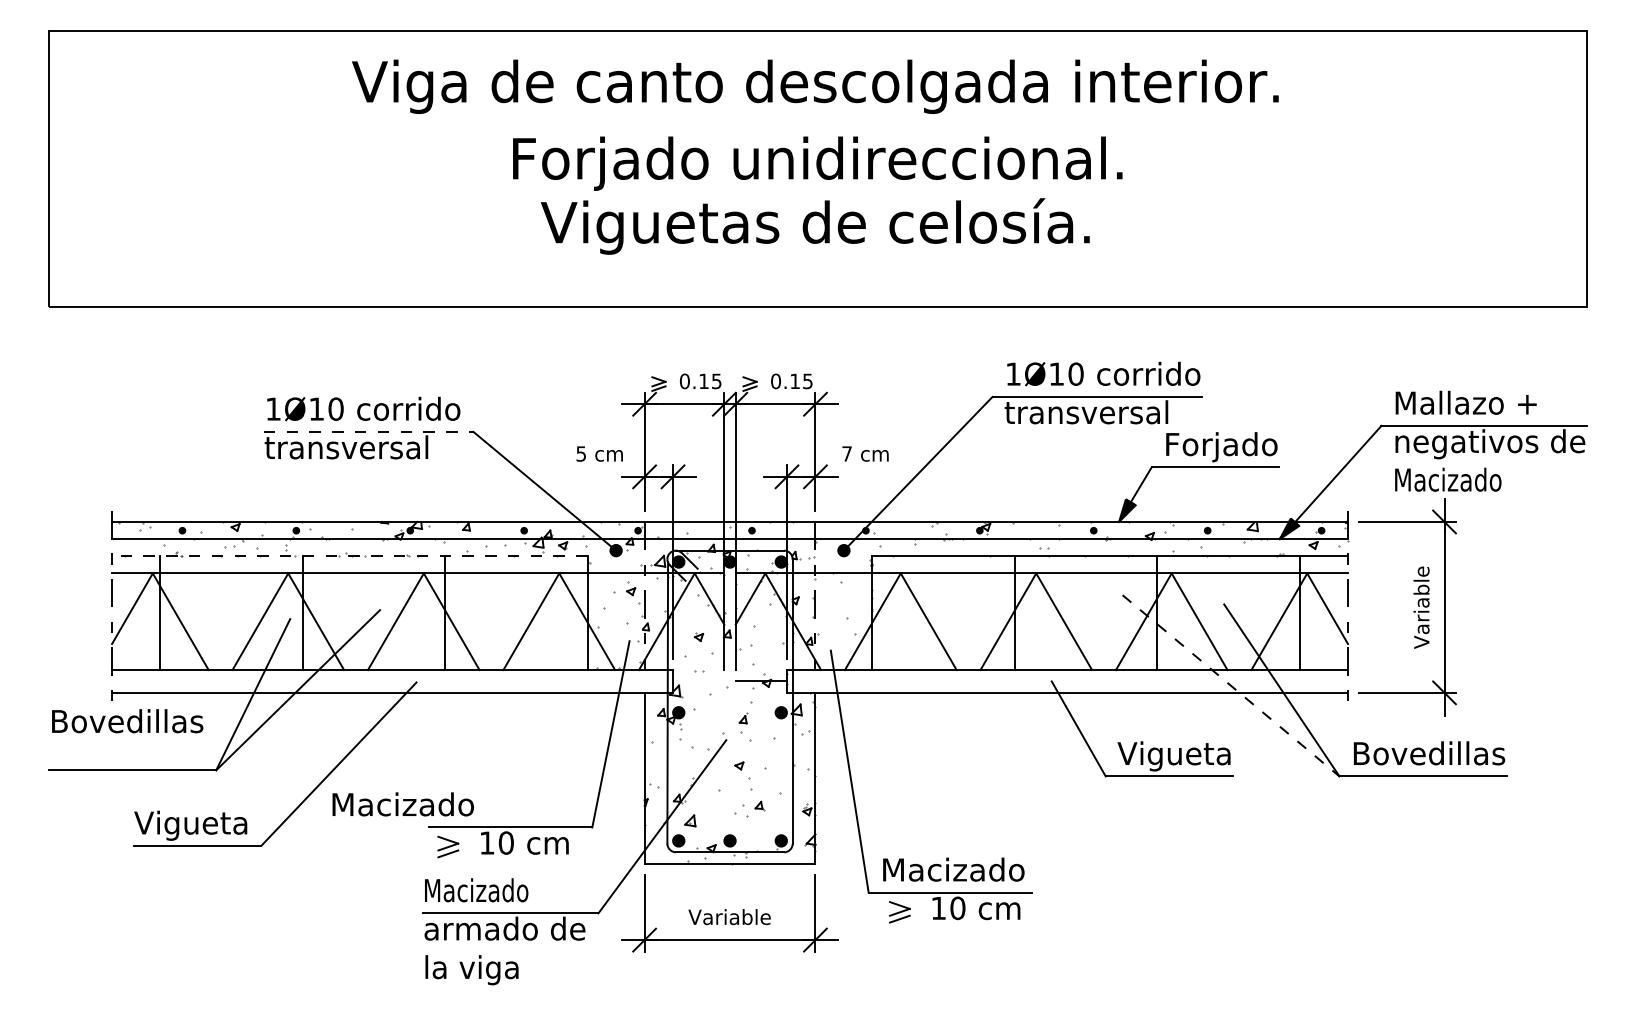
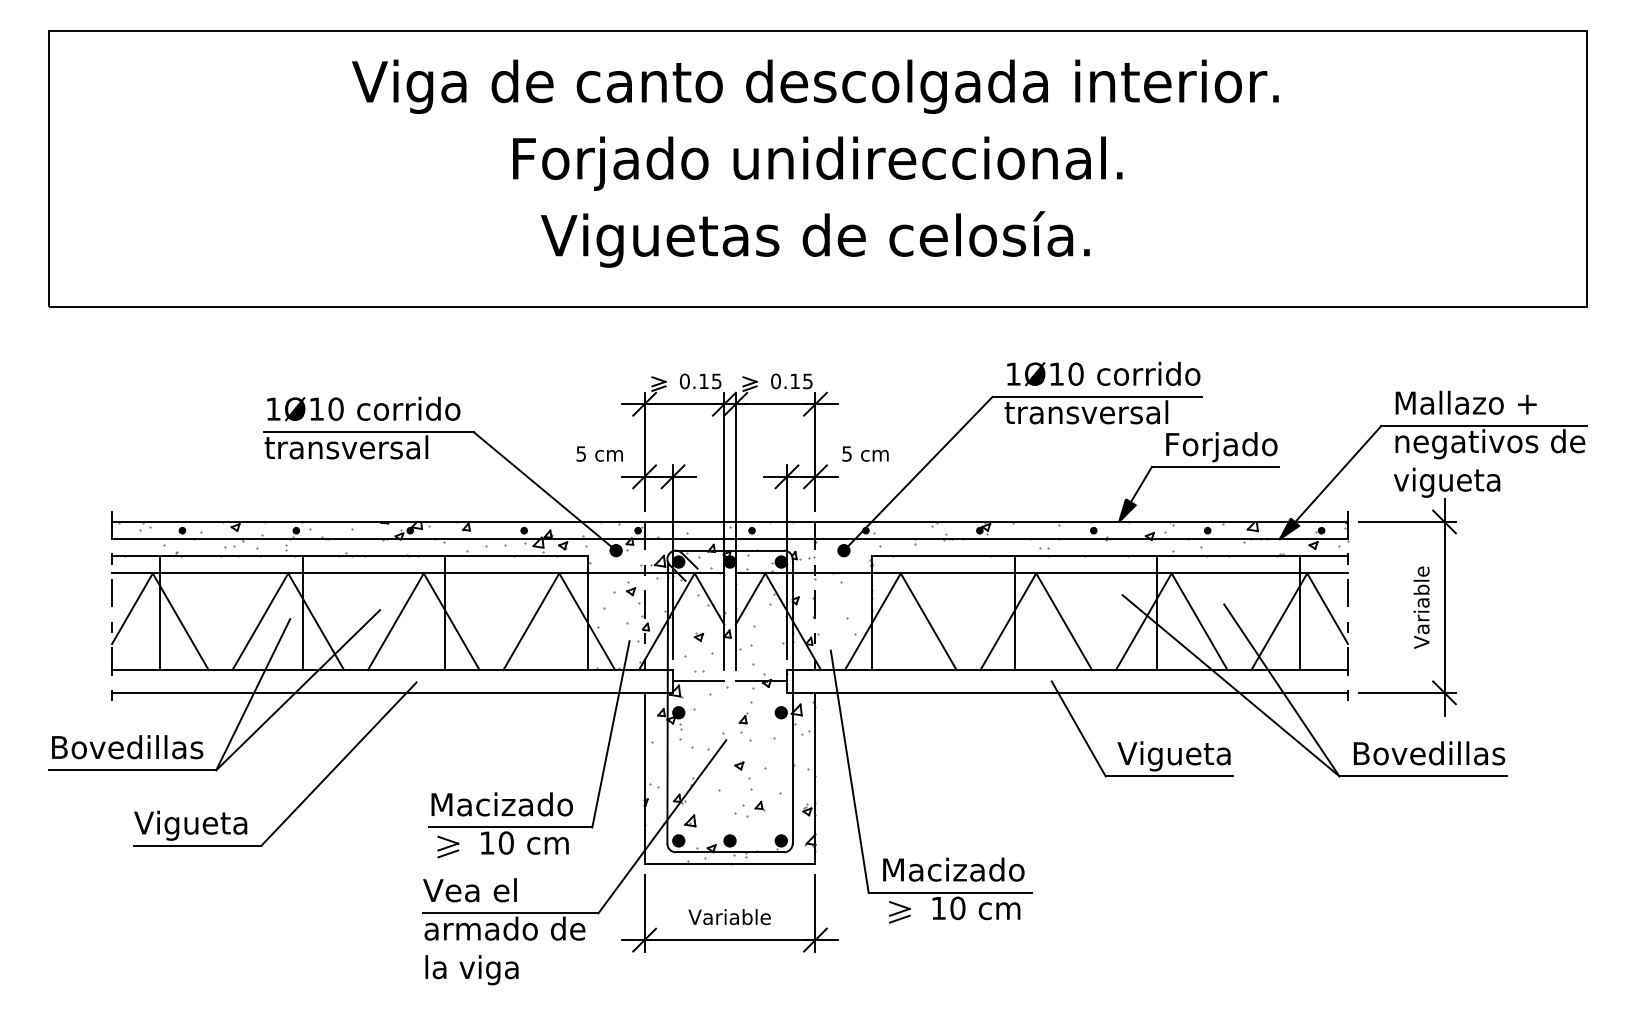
text position: (814, 226) -> (814, 239) (814, 239)
line: dashed -> solid (368, 431)
text: 7 -> 5 (846, 453)
text: Macizado -> vigueta (1447, 482)
line: dashed -> solid (349, 556)
line: none -> present (698, 681)
line: dashed -> solid (1231, 686)
text position: (127, 721) -> (127, 747) (127, 747)
text position: (402, 804) -> (501, 804) (501, 804)
text: Macizado -> Vea el (475, 890)
